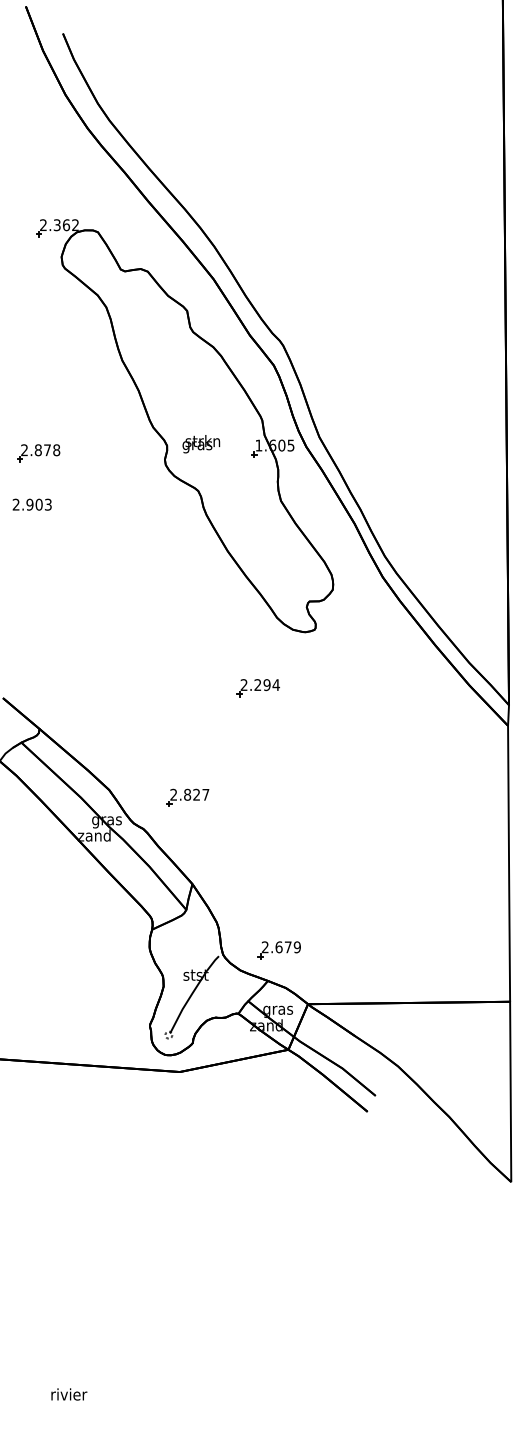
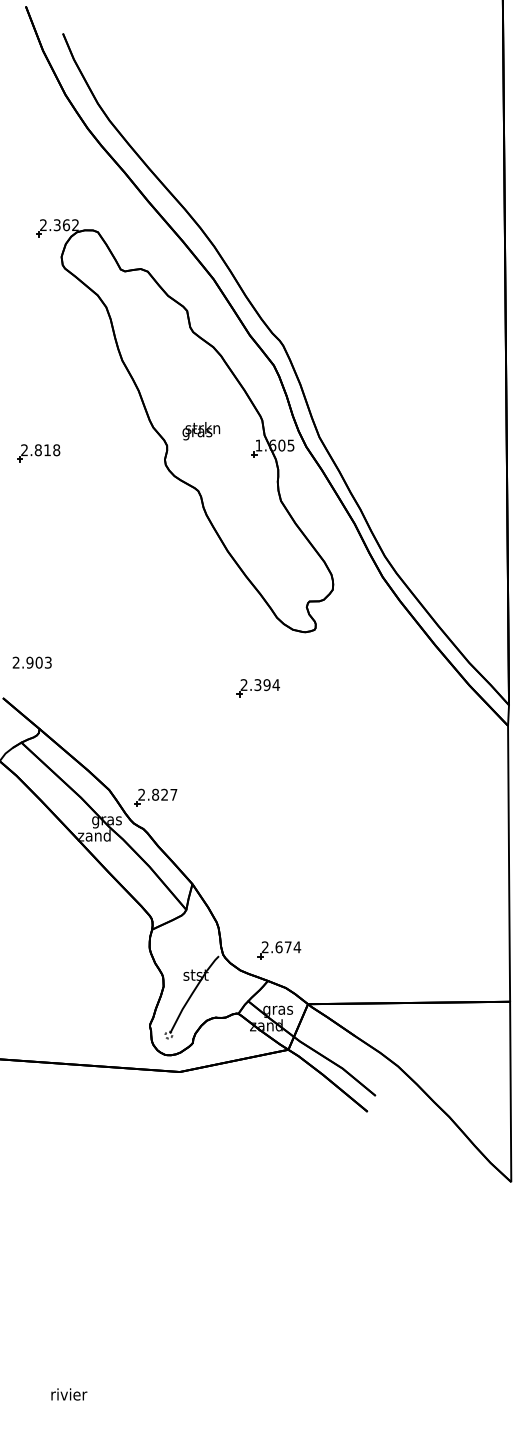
text position: (201, 444) -> (201, 431) (201, 431)
text: 2.878 -> 2.818 (47, 450)
text position: (31, 504) -> (31, 662) (31, 662)
text: 2.294 -> 2.394 (257, 685)
part position: (187, 797) -> (155, 797) (155, 797)
text: 2.679 -> 2.674 (297, 947)
